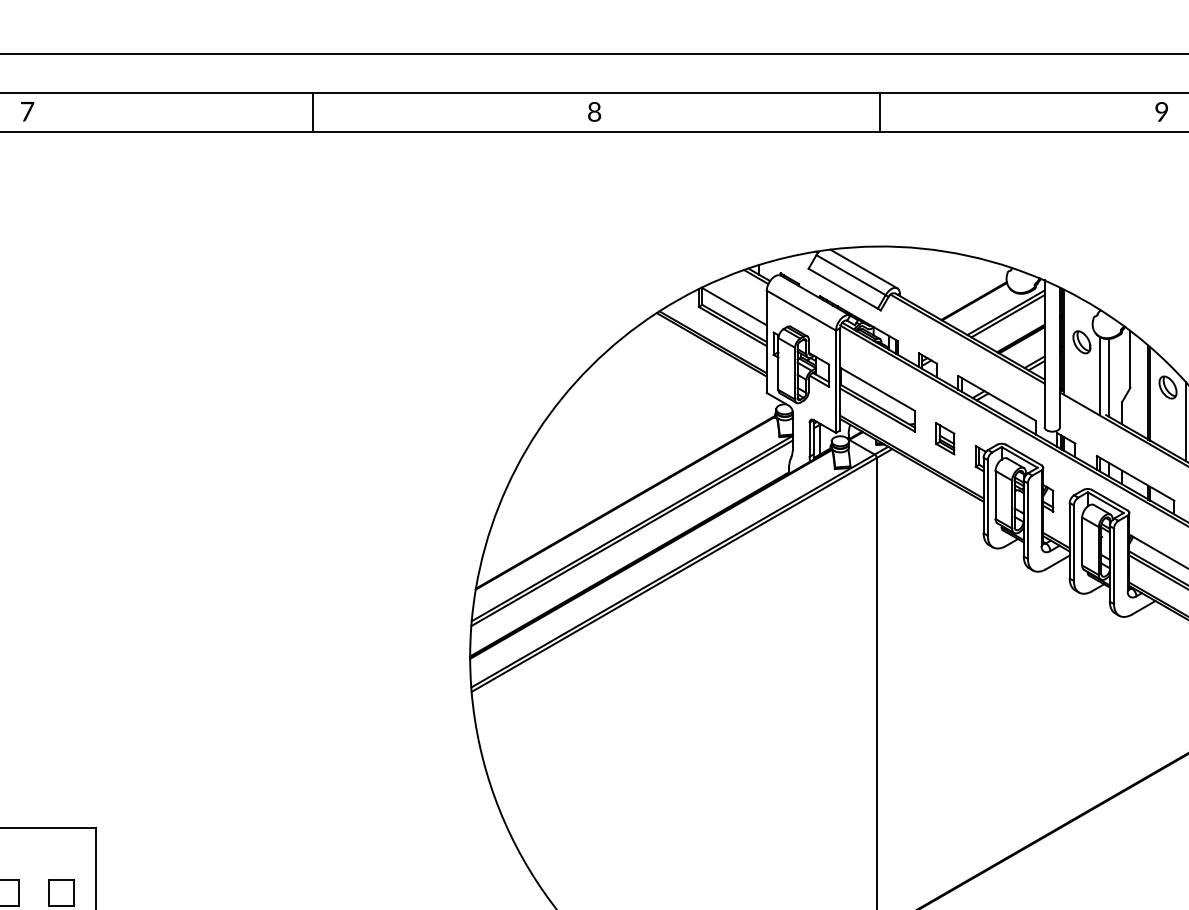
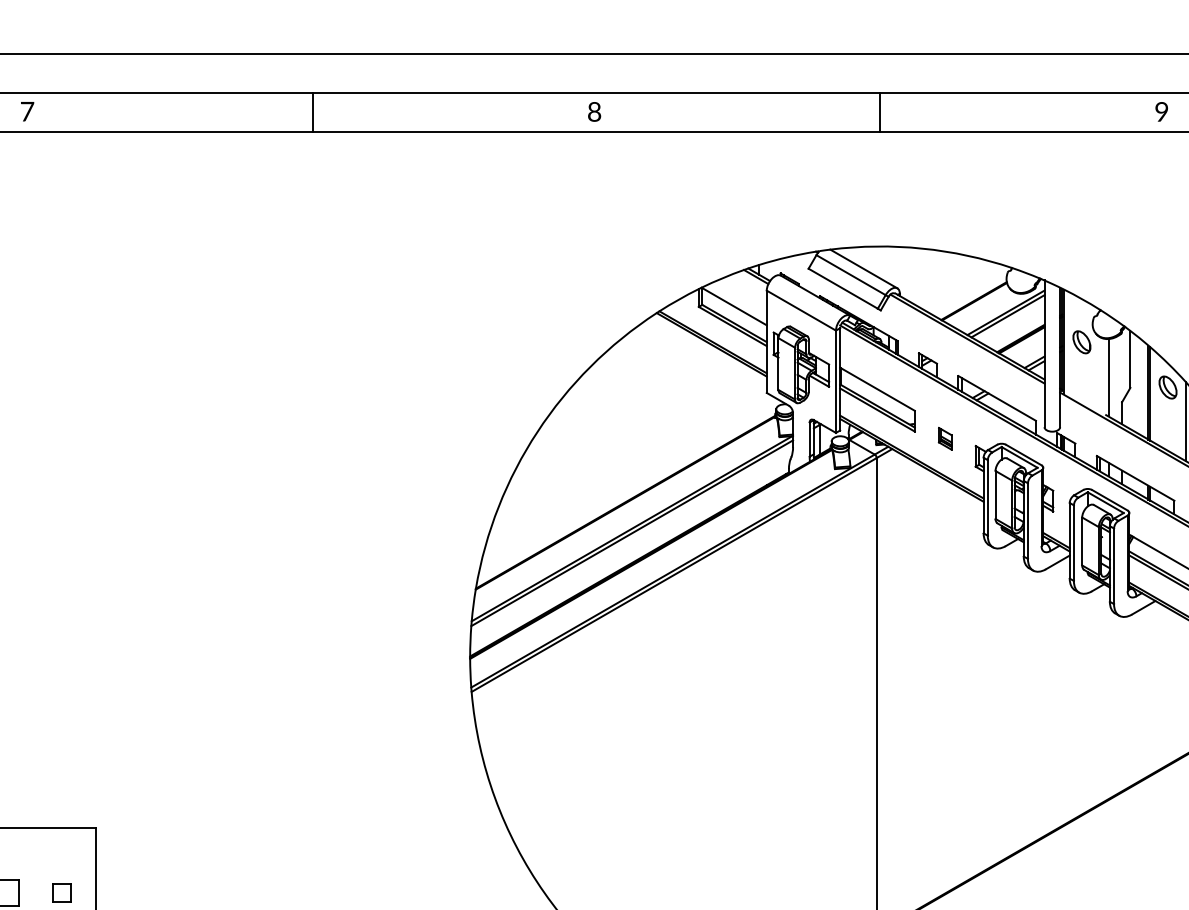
line: present -> none (1099, 375)
part size: 21x34 px -> 16x25 px (944, 438)
part size: 27x28 px -> 20x20 px (61, 892)
